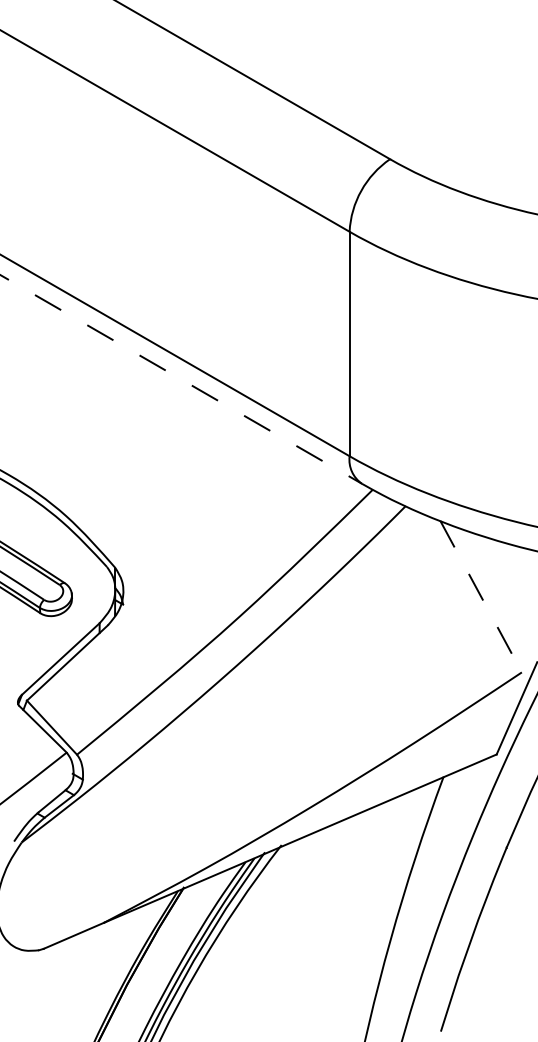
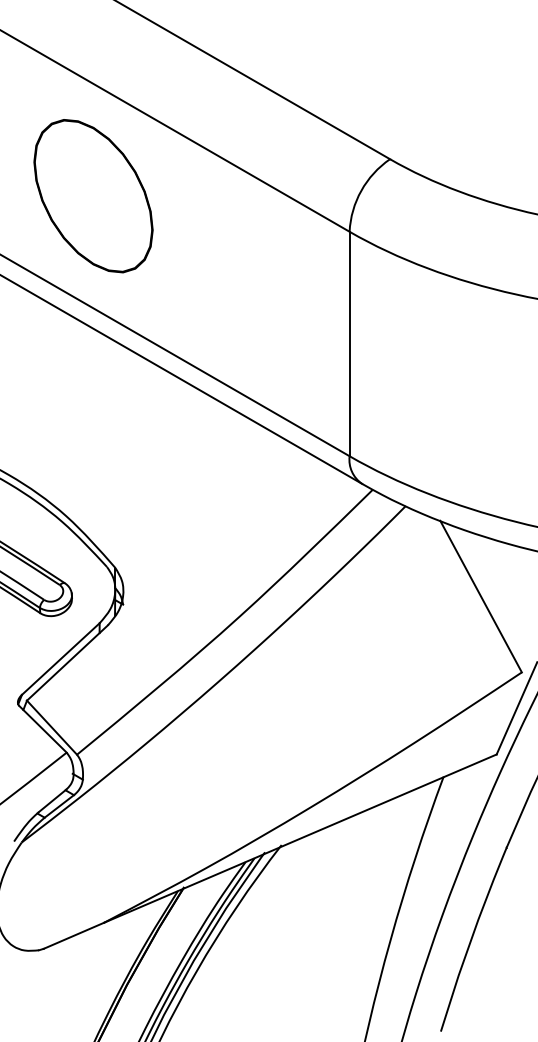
part: none -> present (93, 196)
line: dashed -> solid (181, 379)
line: dashed -> solid (481, 597)
